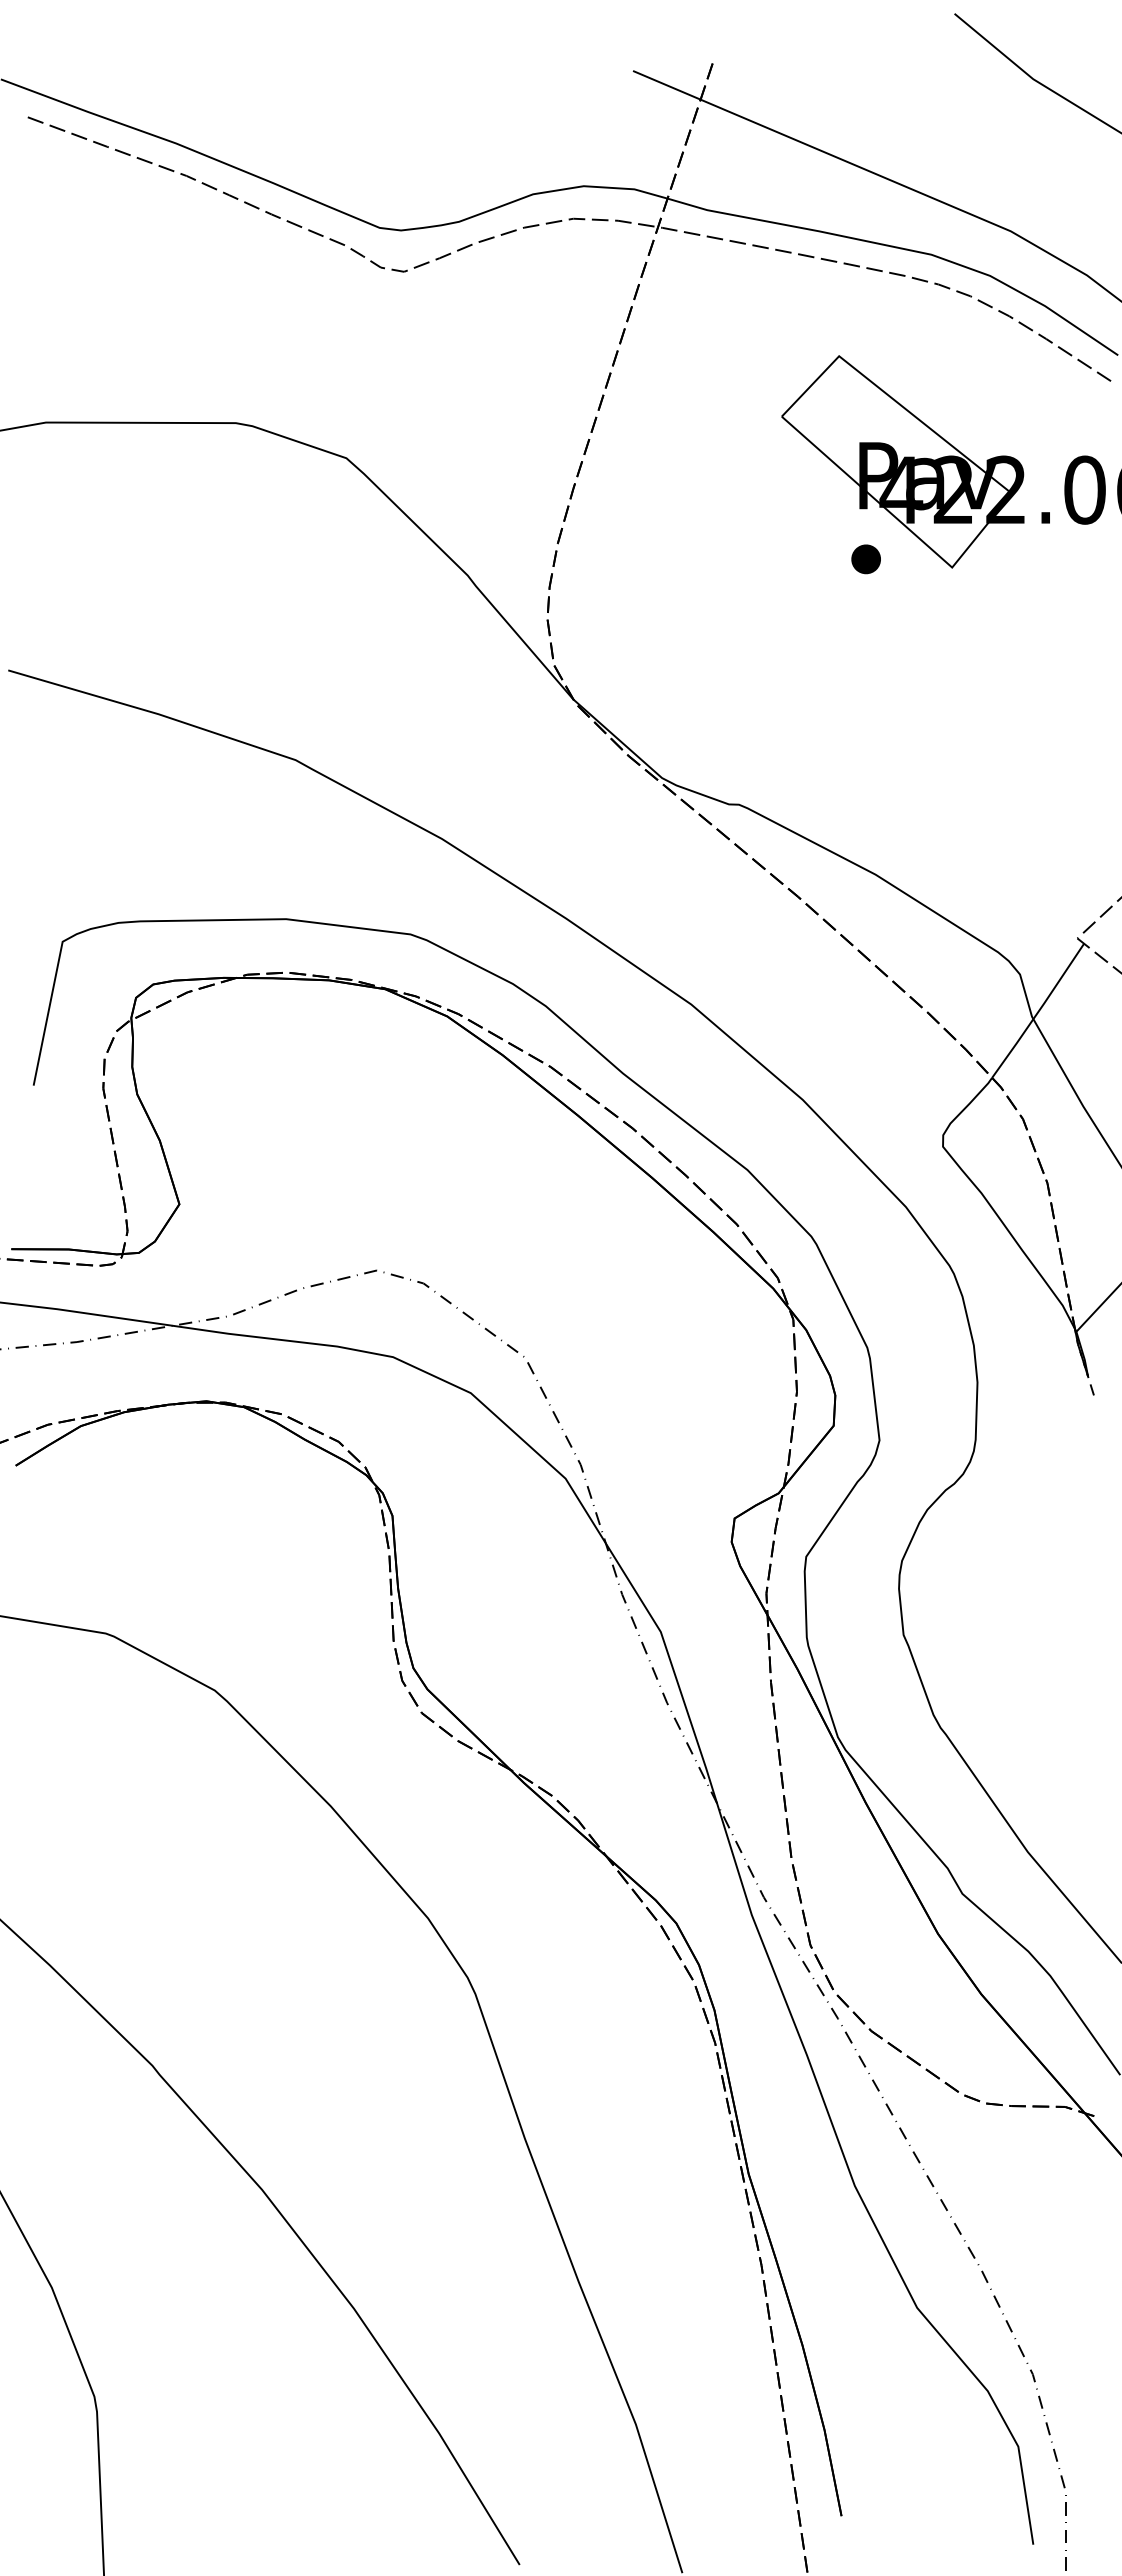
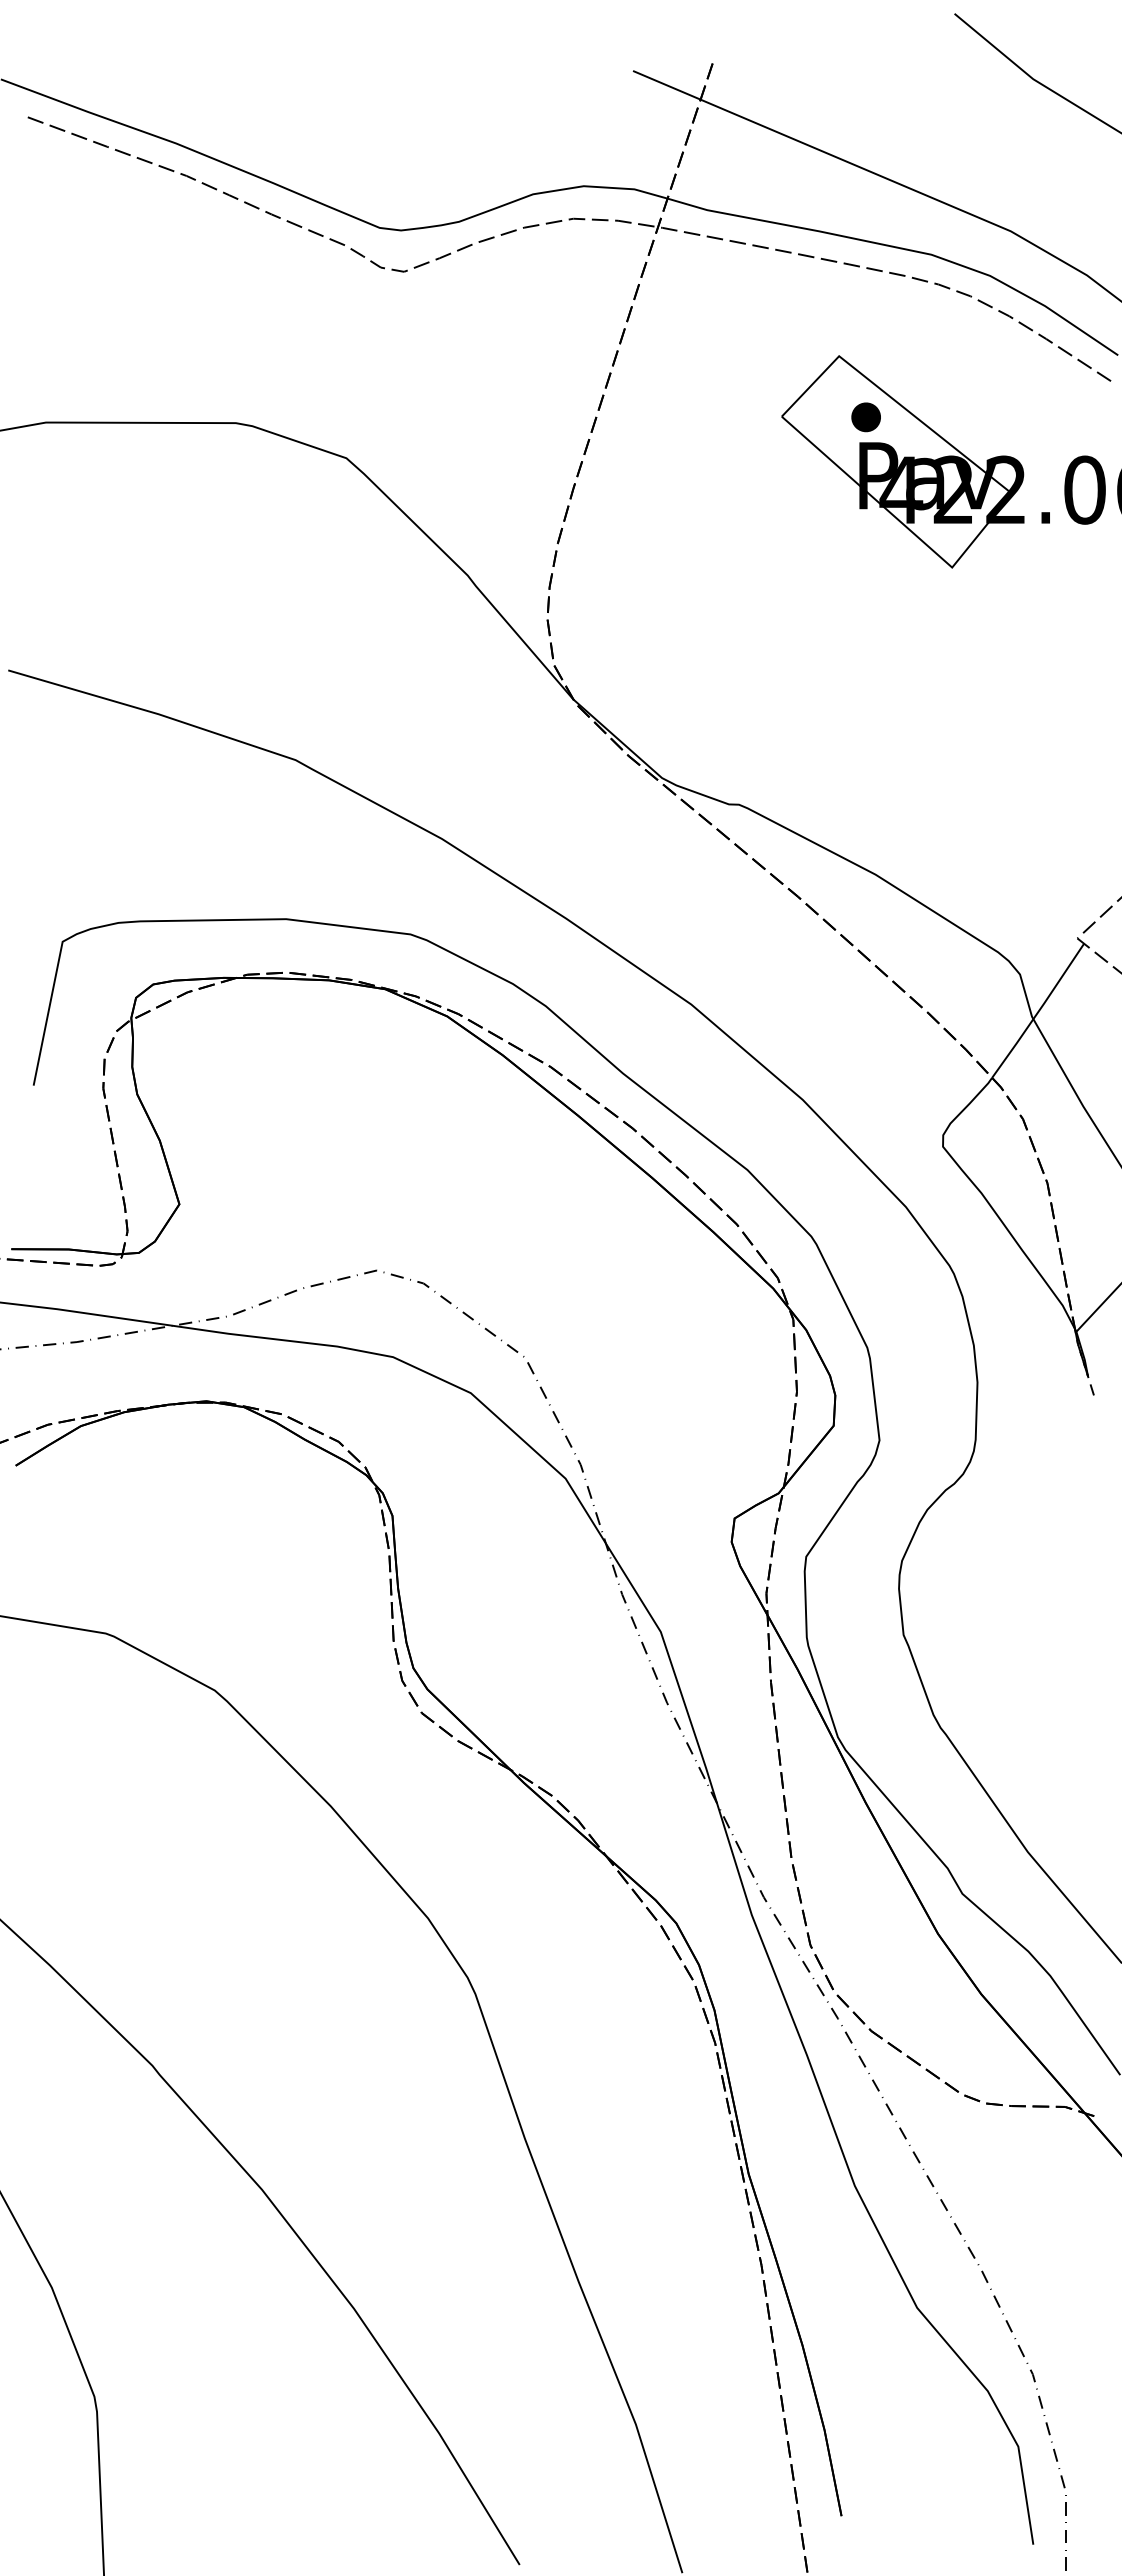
part position: (865, 559) -> (865, 417) (865, 417)
